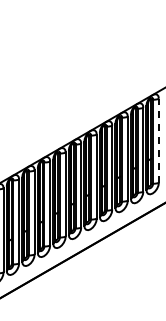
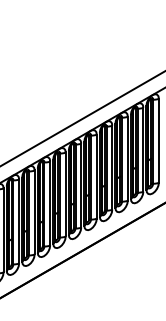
line: none -> present (82, 118)
line: dashed -> solid (158, 140)
